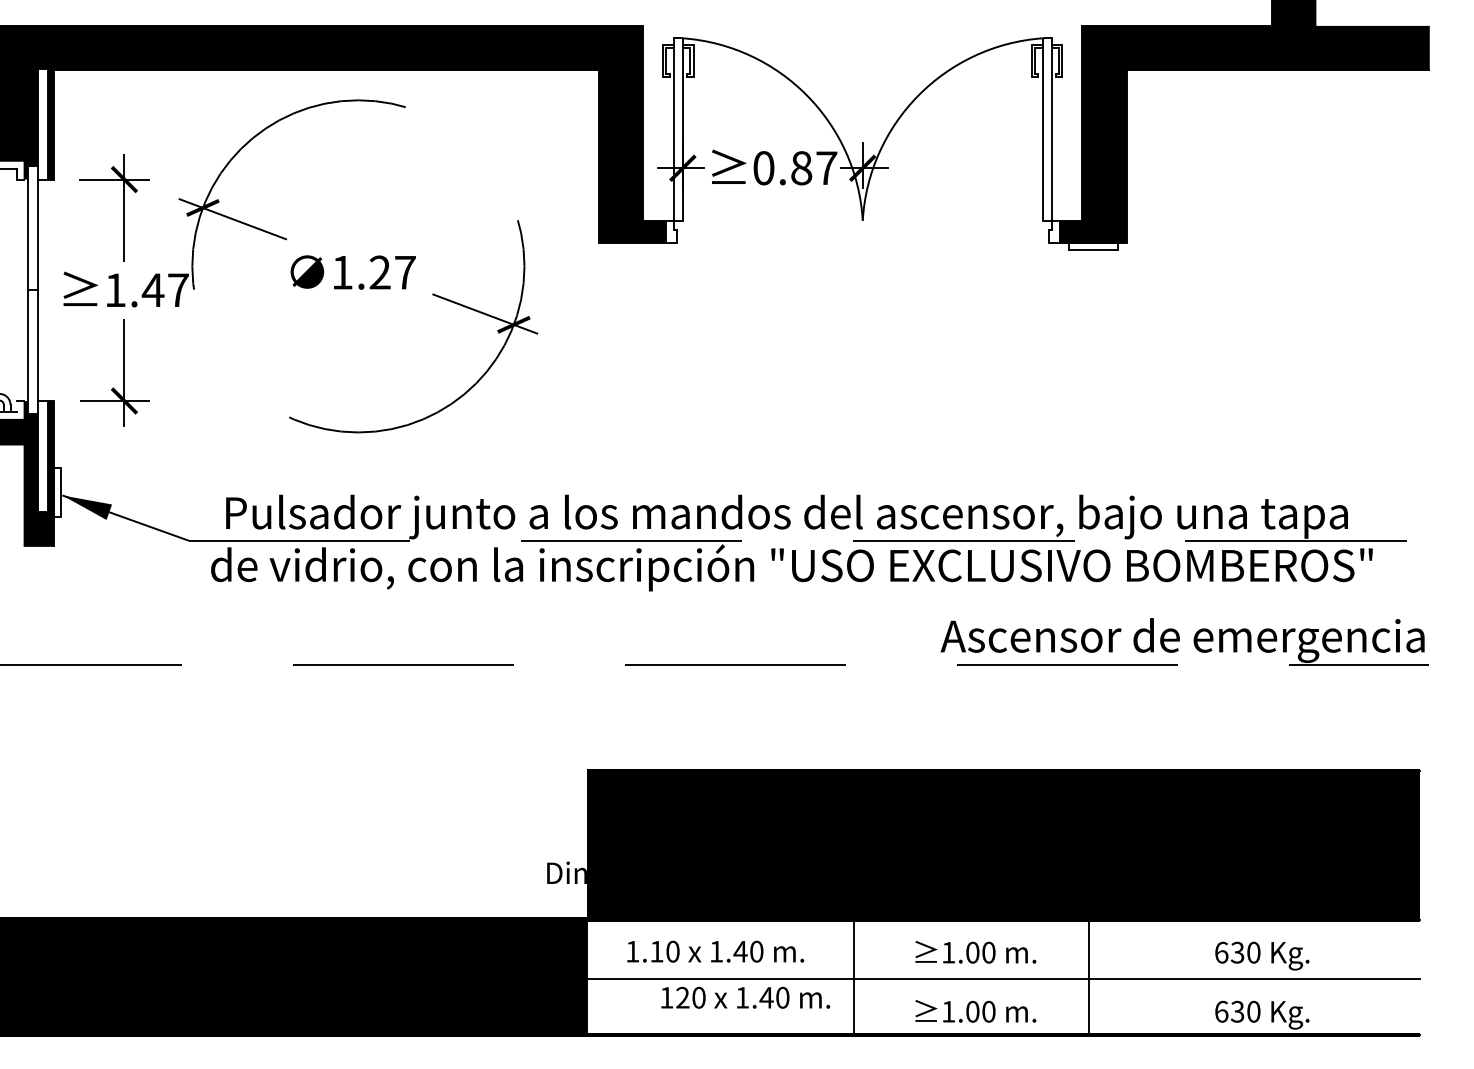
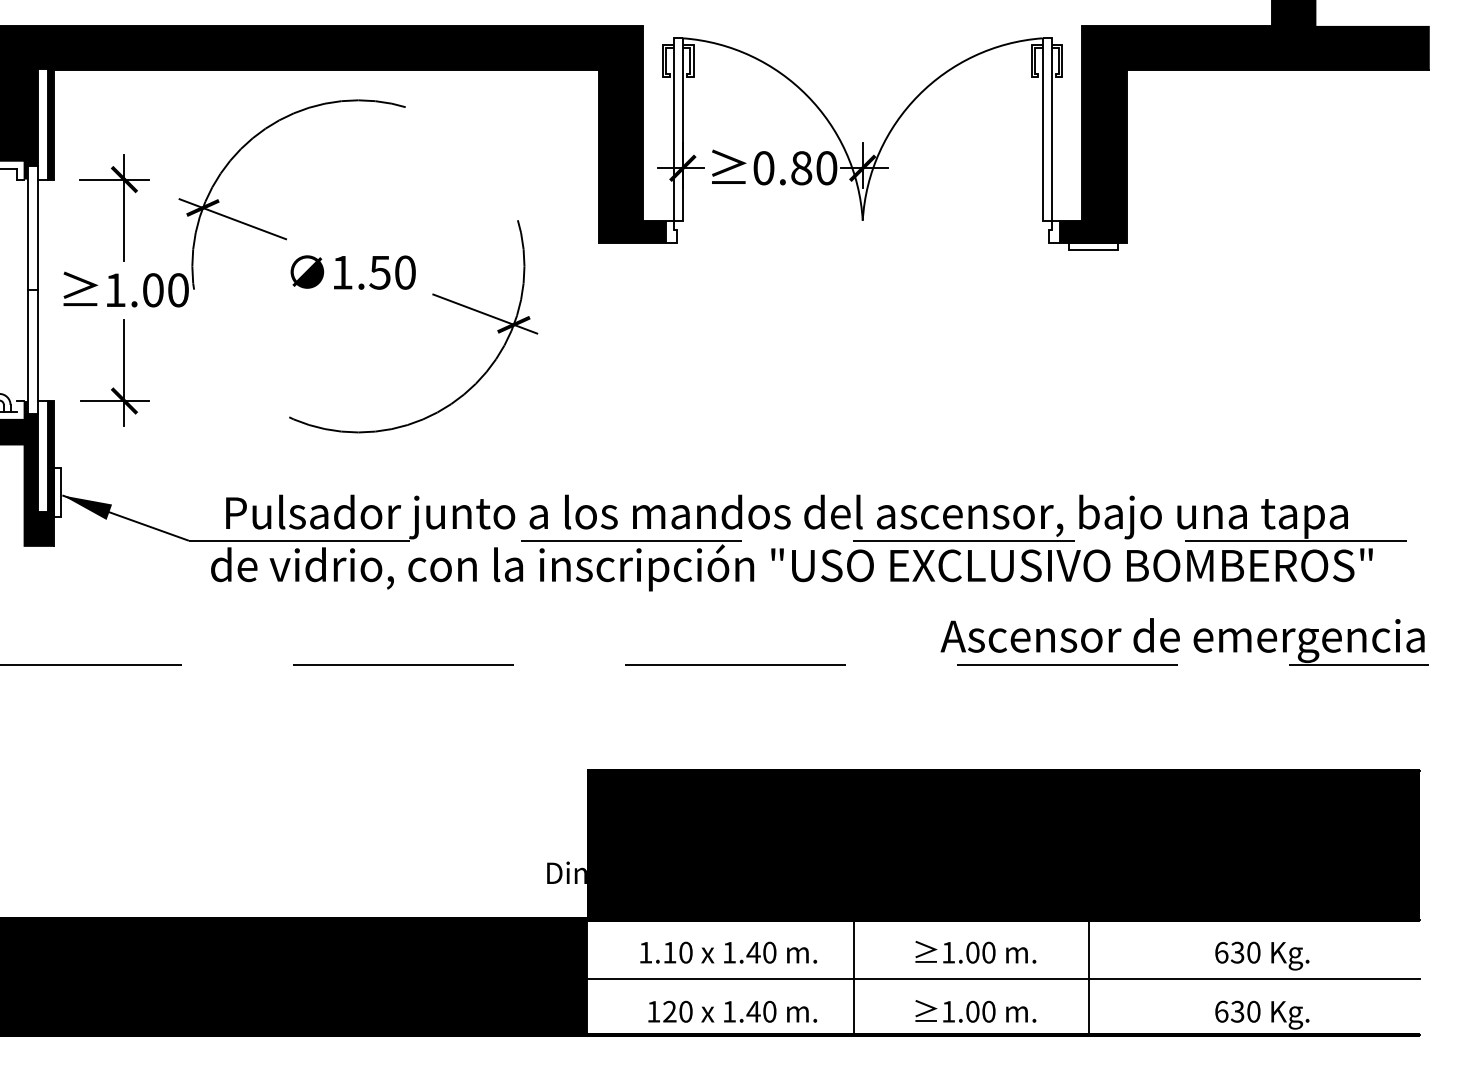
text: 0.87 -> 0.80 (826, 168)
text: 1.27 -> 1.50 (392, 272)
text: 1.47 -> 1.00 (164, 290)
text position: (715, 951) -> (728, 952) (728, 952)
text position: (745, 997) -> (732, 1011) (732, 1011)
